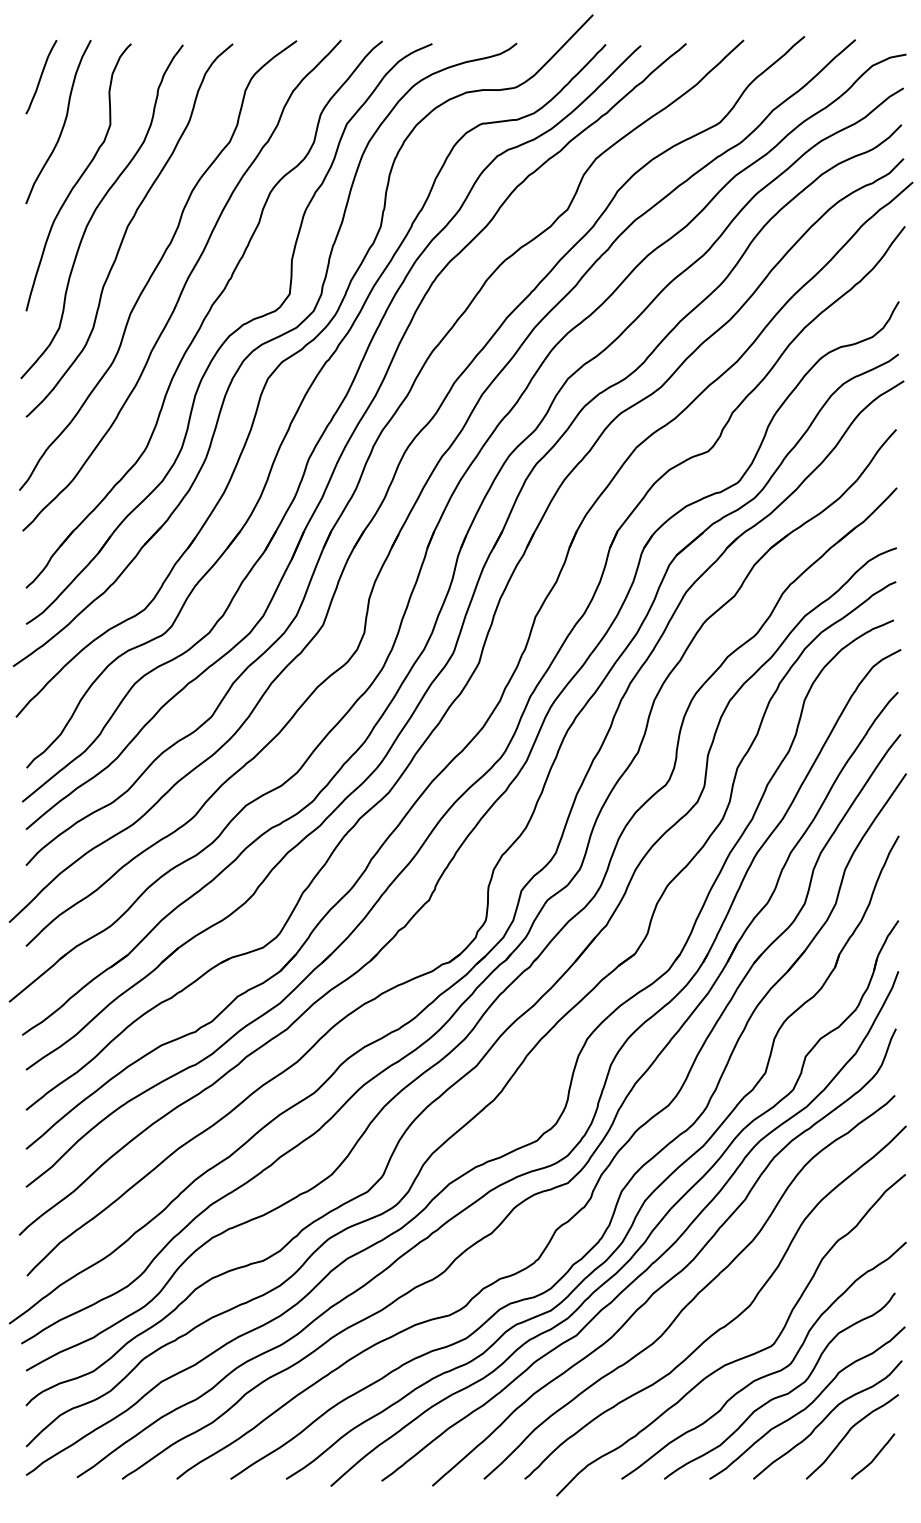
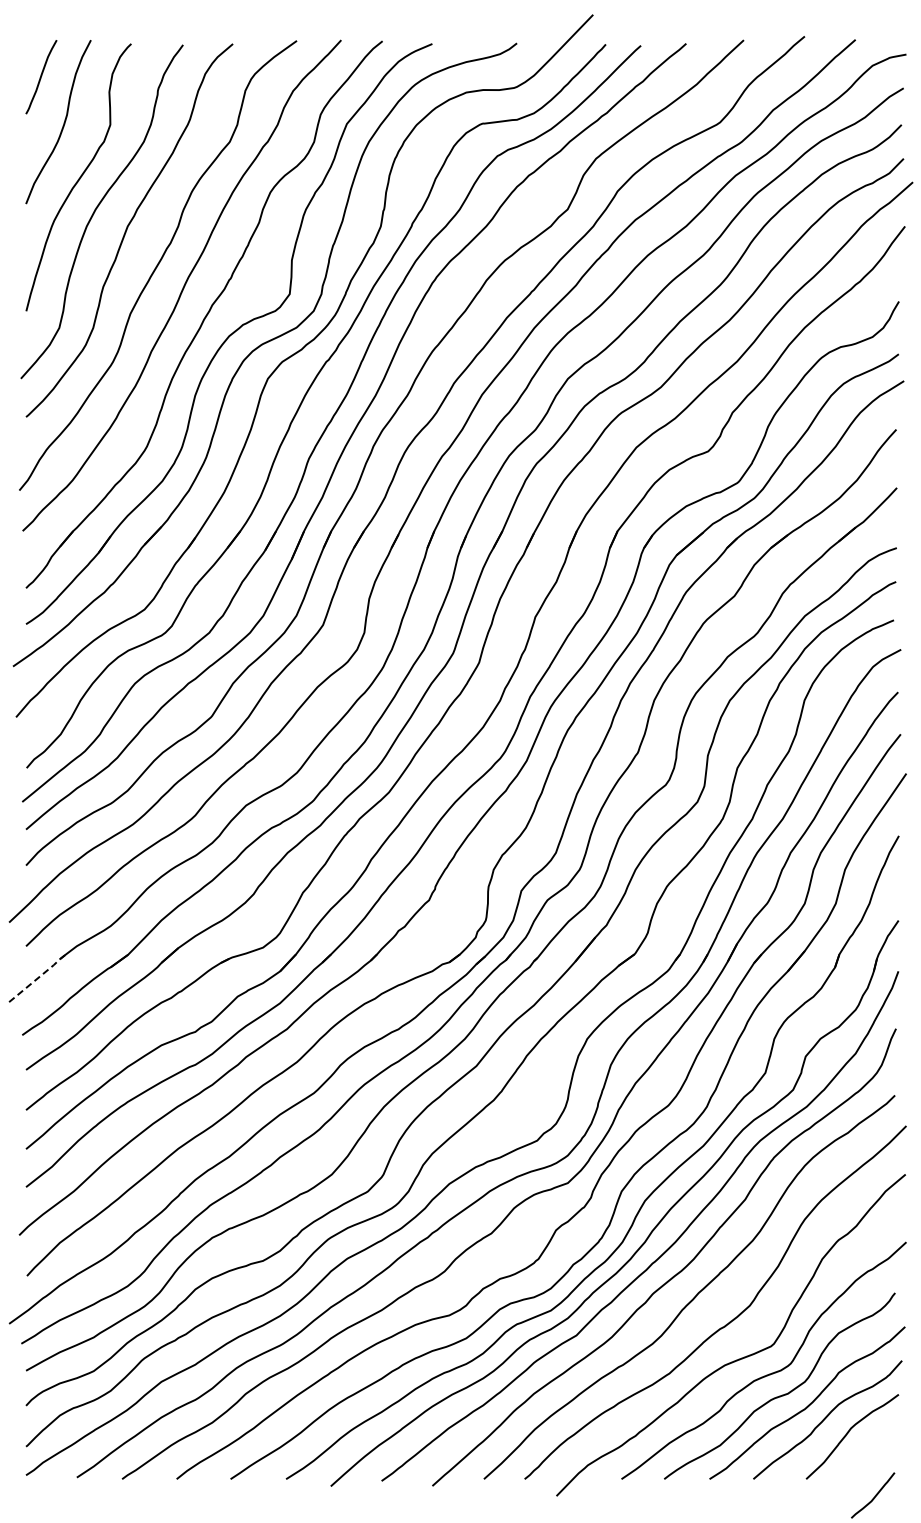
line: solid -> dashed (39, 977)
curve position: (874, 1457) -> (874, 1496) (874, 1496)
